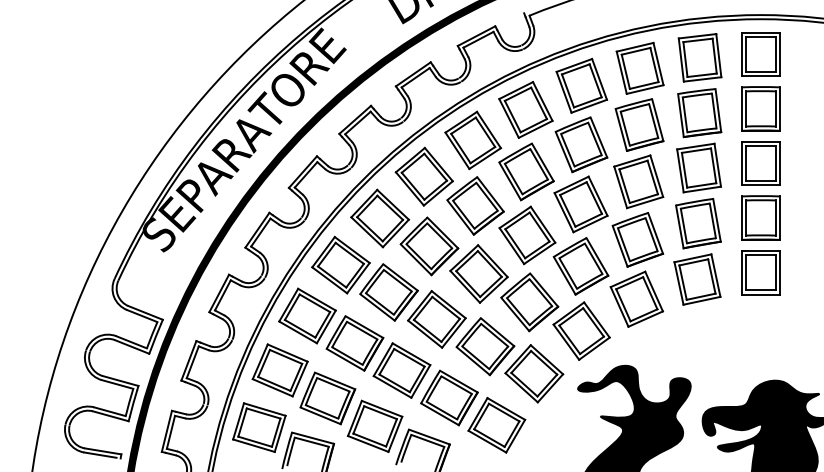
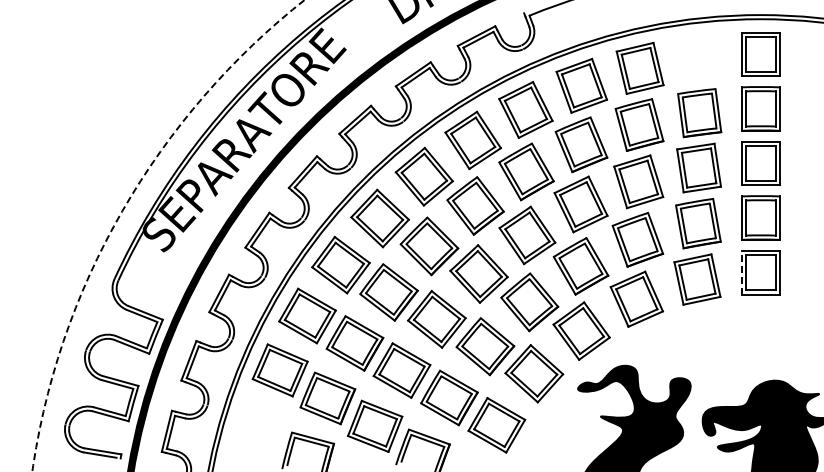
part: present -> none (699, 57)
circle: solid -> dashed (168, 235)
line: solid -> dashed (741, 272)
part: present -> none (259, 427)
